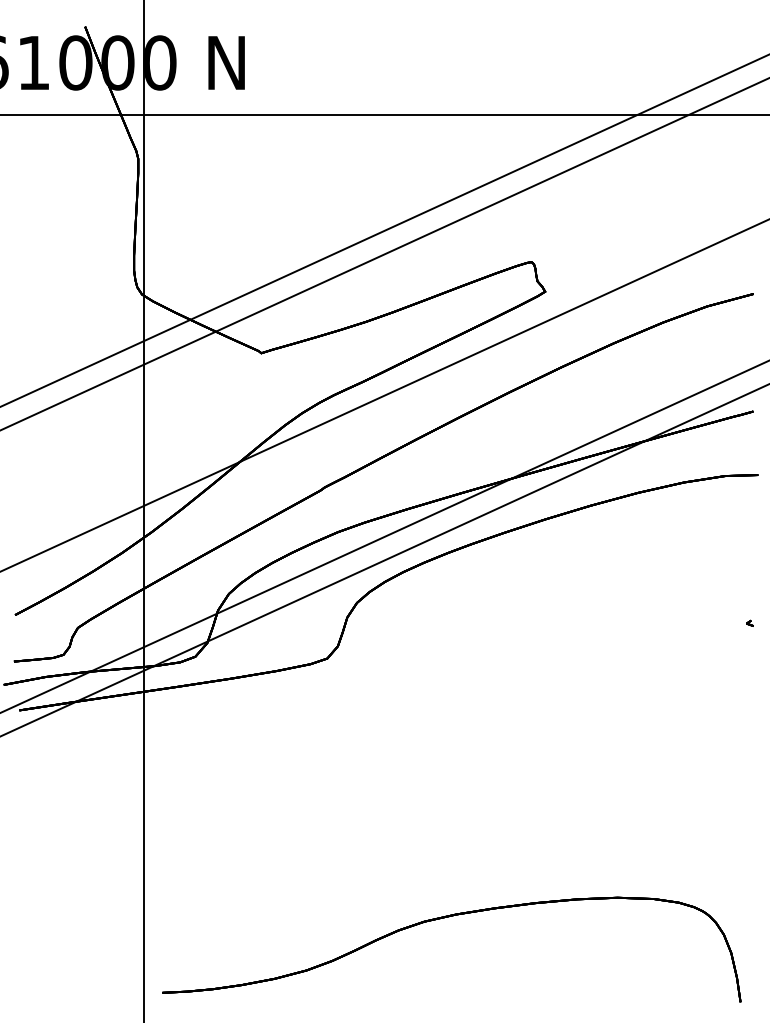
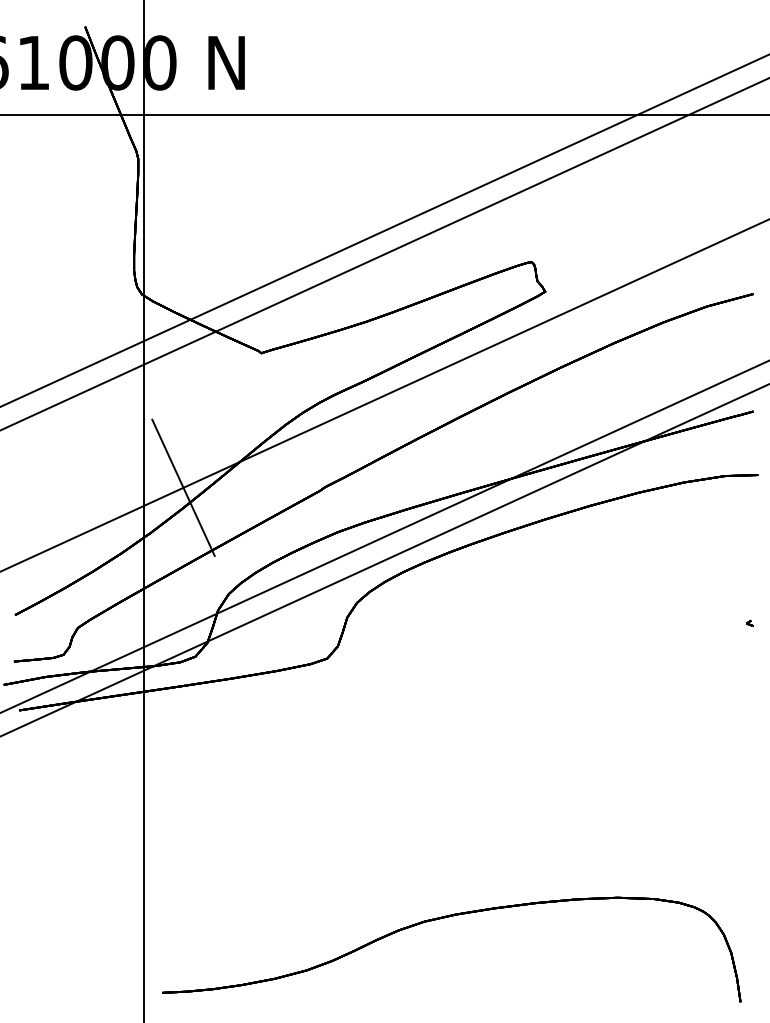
line: none -> present (183, 487)
